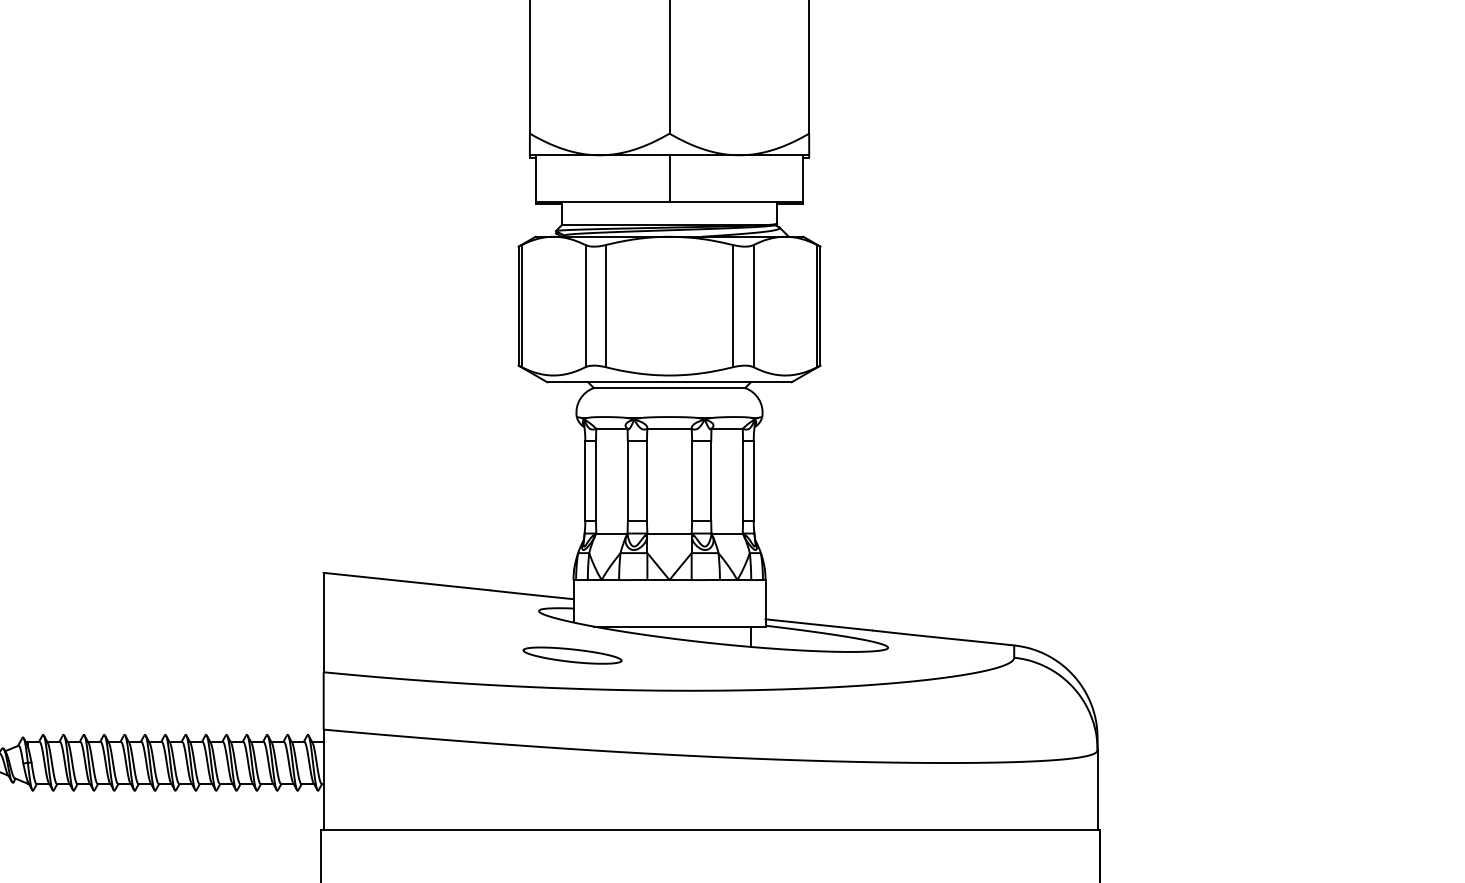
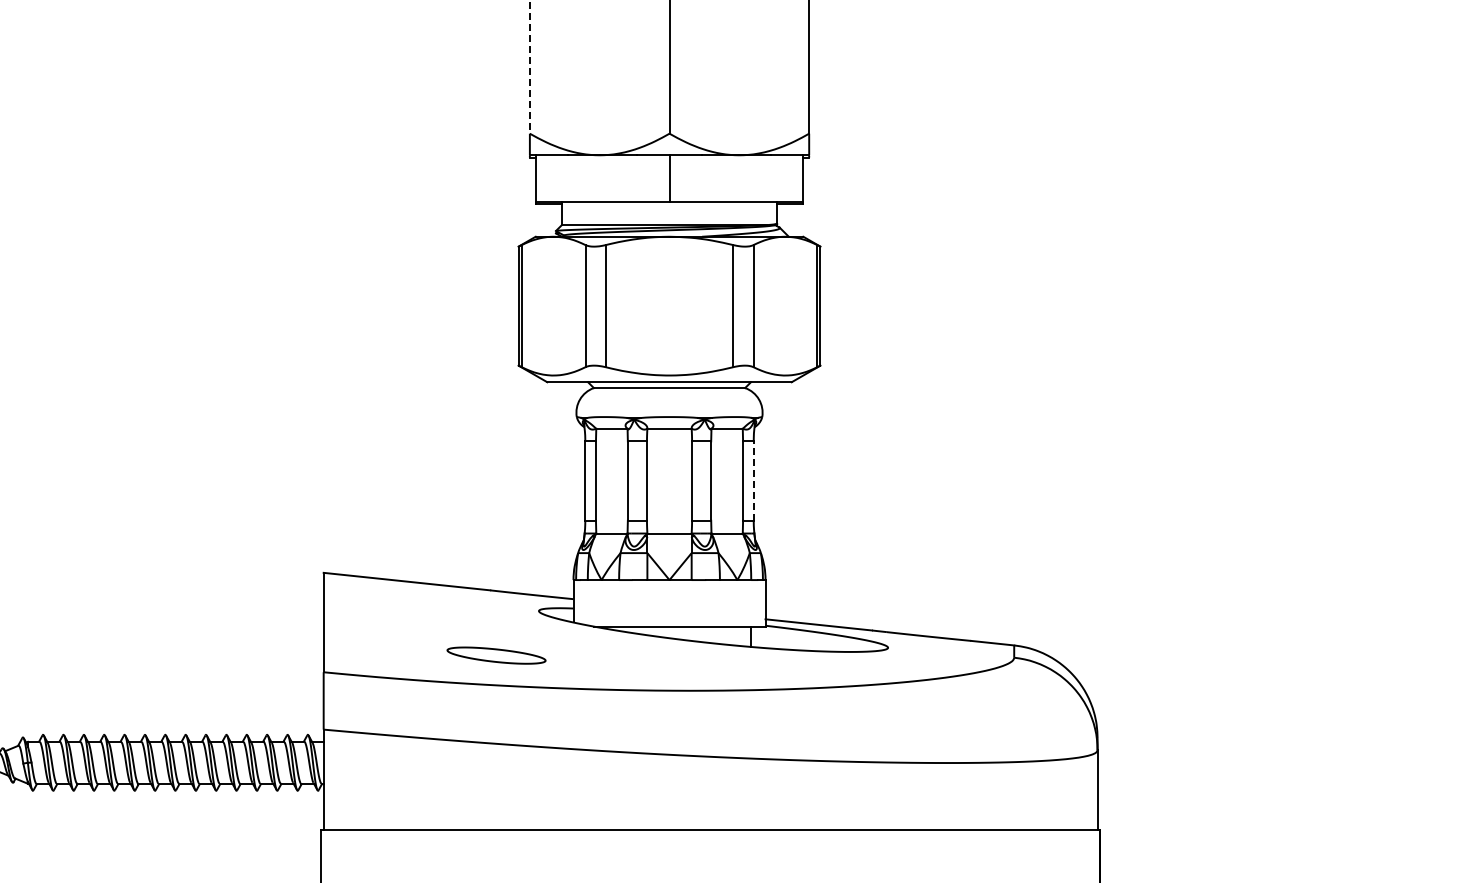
line: solid -> dashed (529, 67)
line: solid -> dashed (753, 481)
part position: (572, 655) -> (496, 655) (496, 655)
